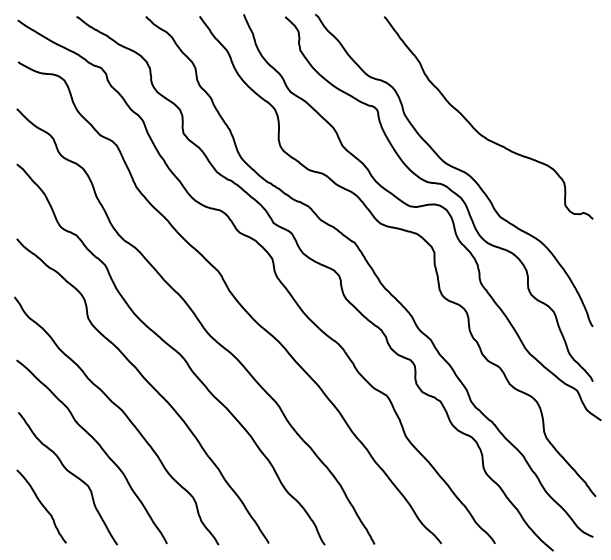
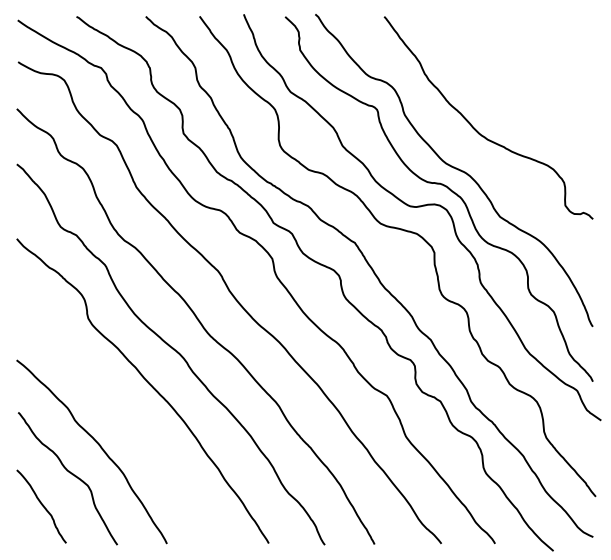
curve: present -> none (125, 416)
